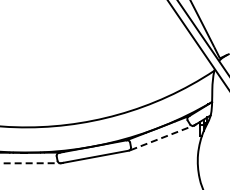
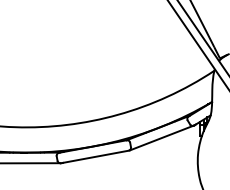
line: dashed -> solid (161, 138)
line: dashed -> solid (30, 163)
